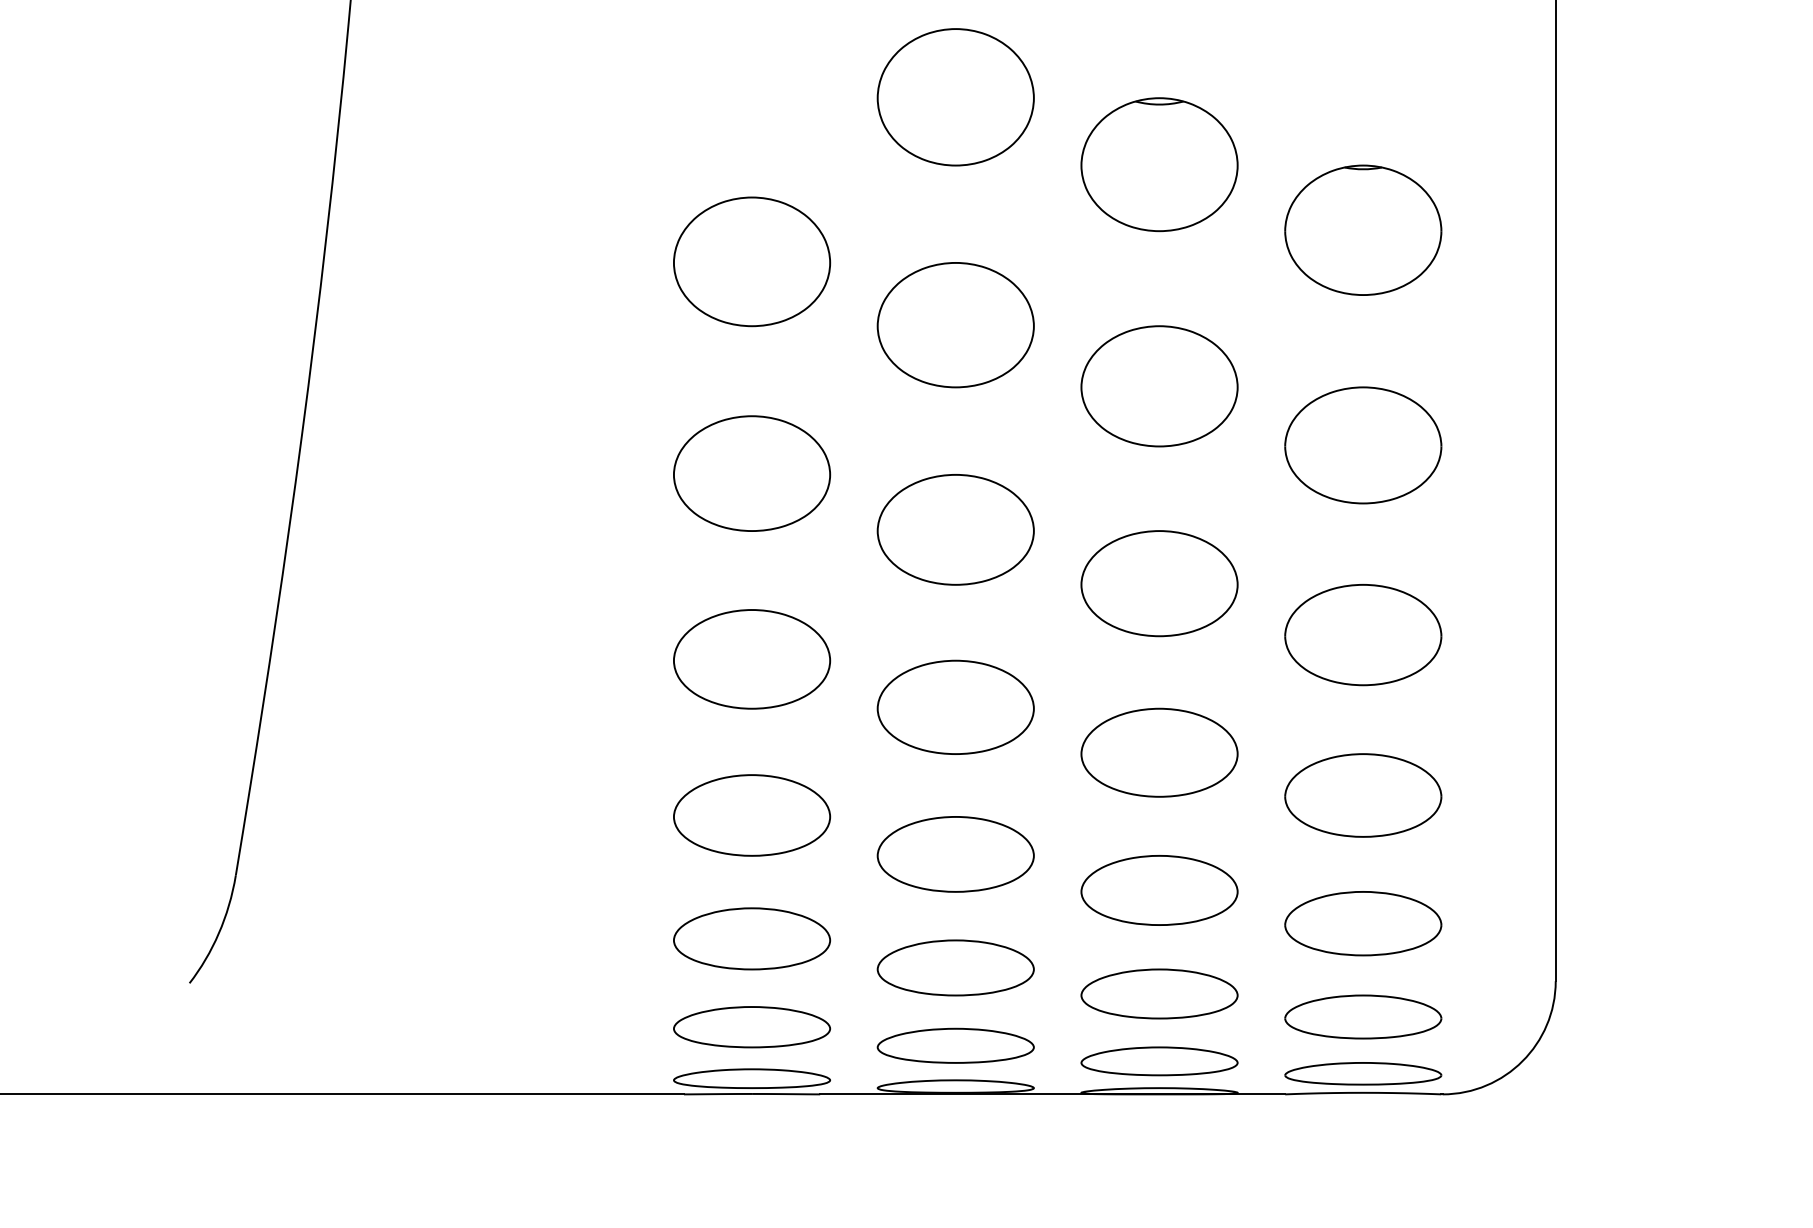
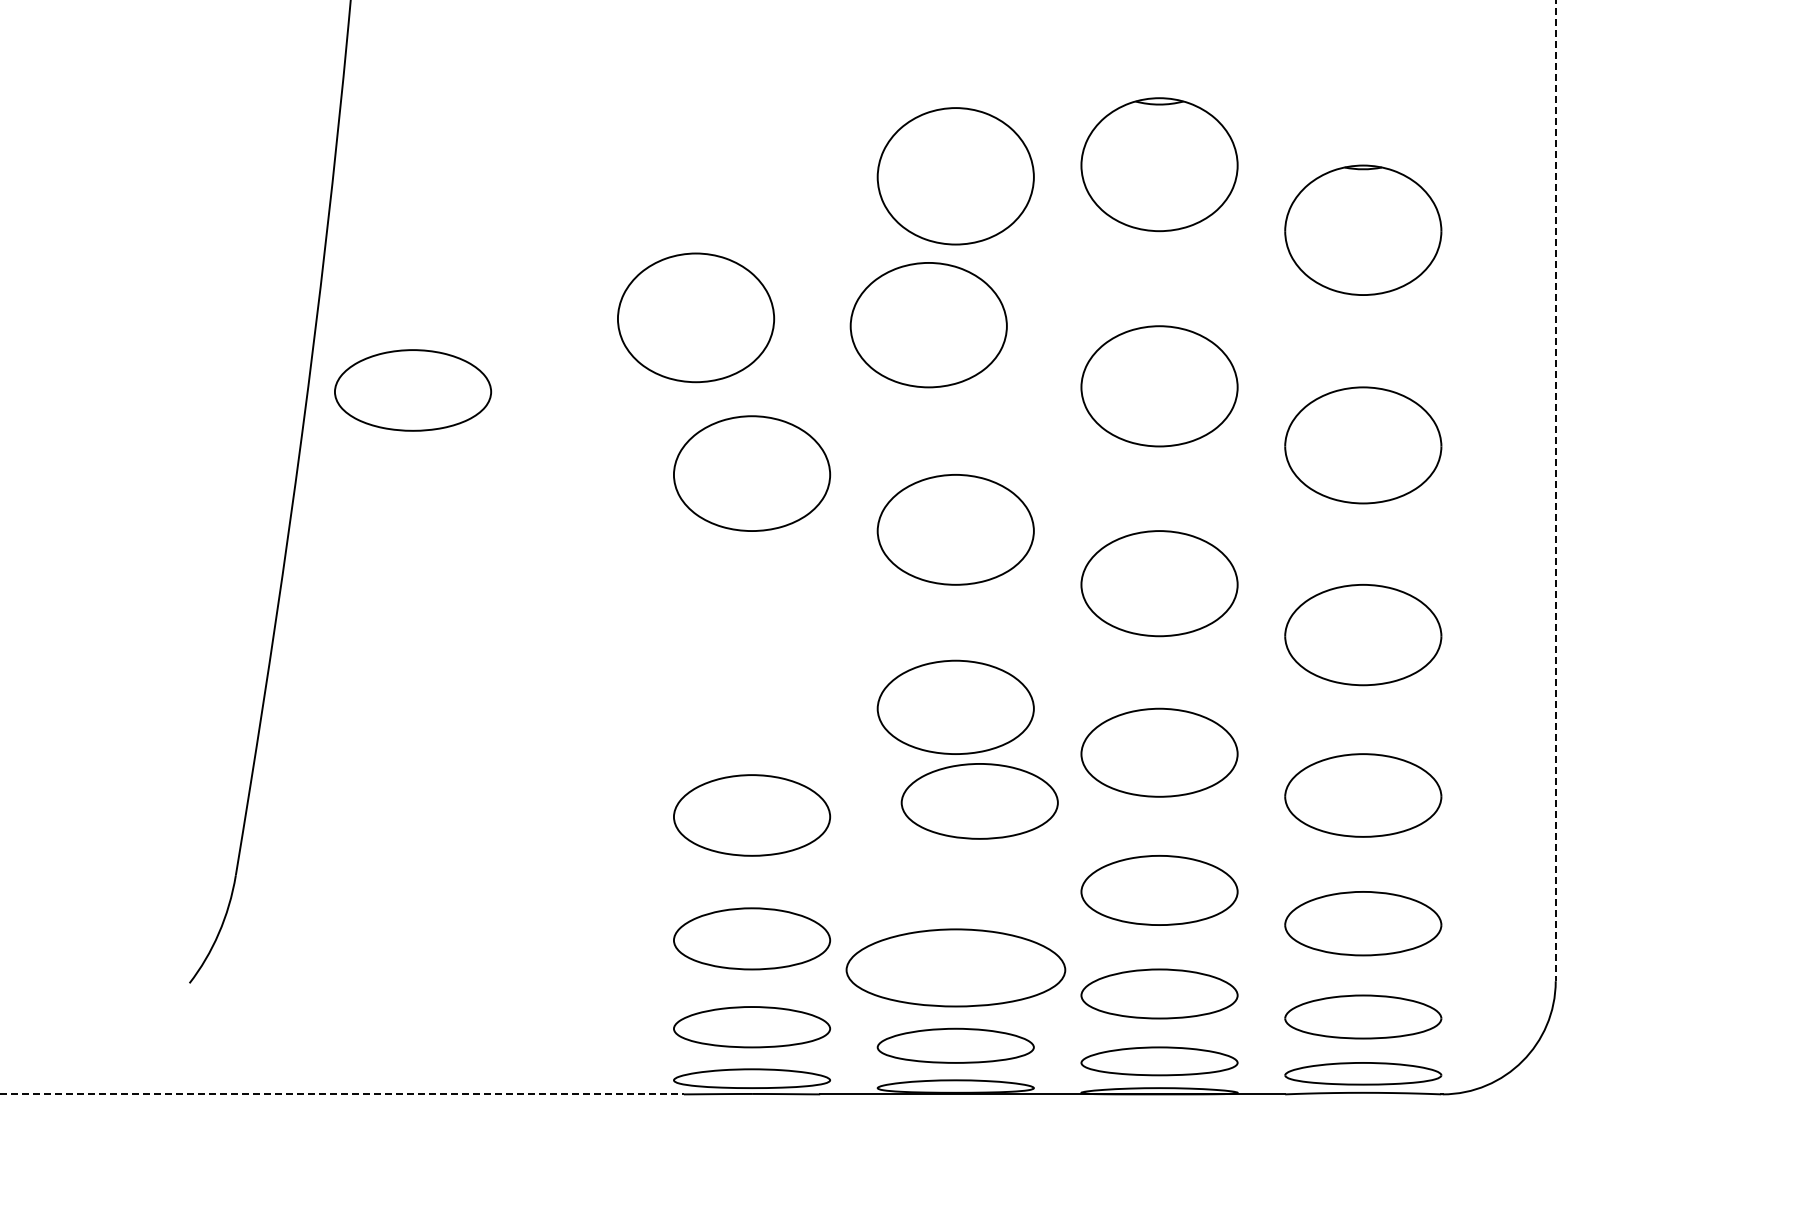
part position: (955, 97) -> (955, 176) (955, 176)
part position: (752, 261) -> (696, 317) (696, 317)
part position: (955, 325) -> (928, 325) (928, 325)
part: none -> present (413, 390)
line: solid -> dashed (1555, 491)
part: present -> none (752, 659)
part position: (955, 854) -> (979, 801) (979, 801)
part size: 159x58 px -> 222x80 px (955, 967)
line: solid -> dashed (342, 1094)
